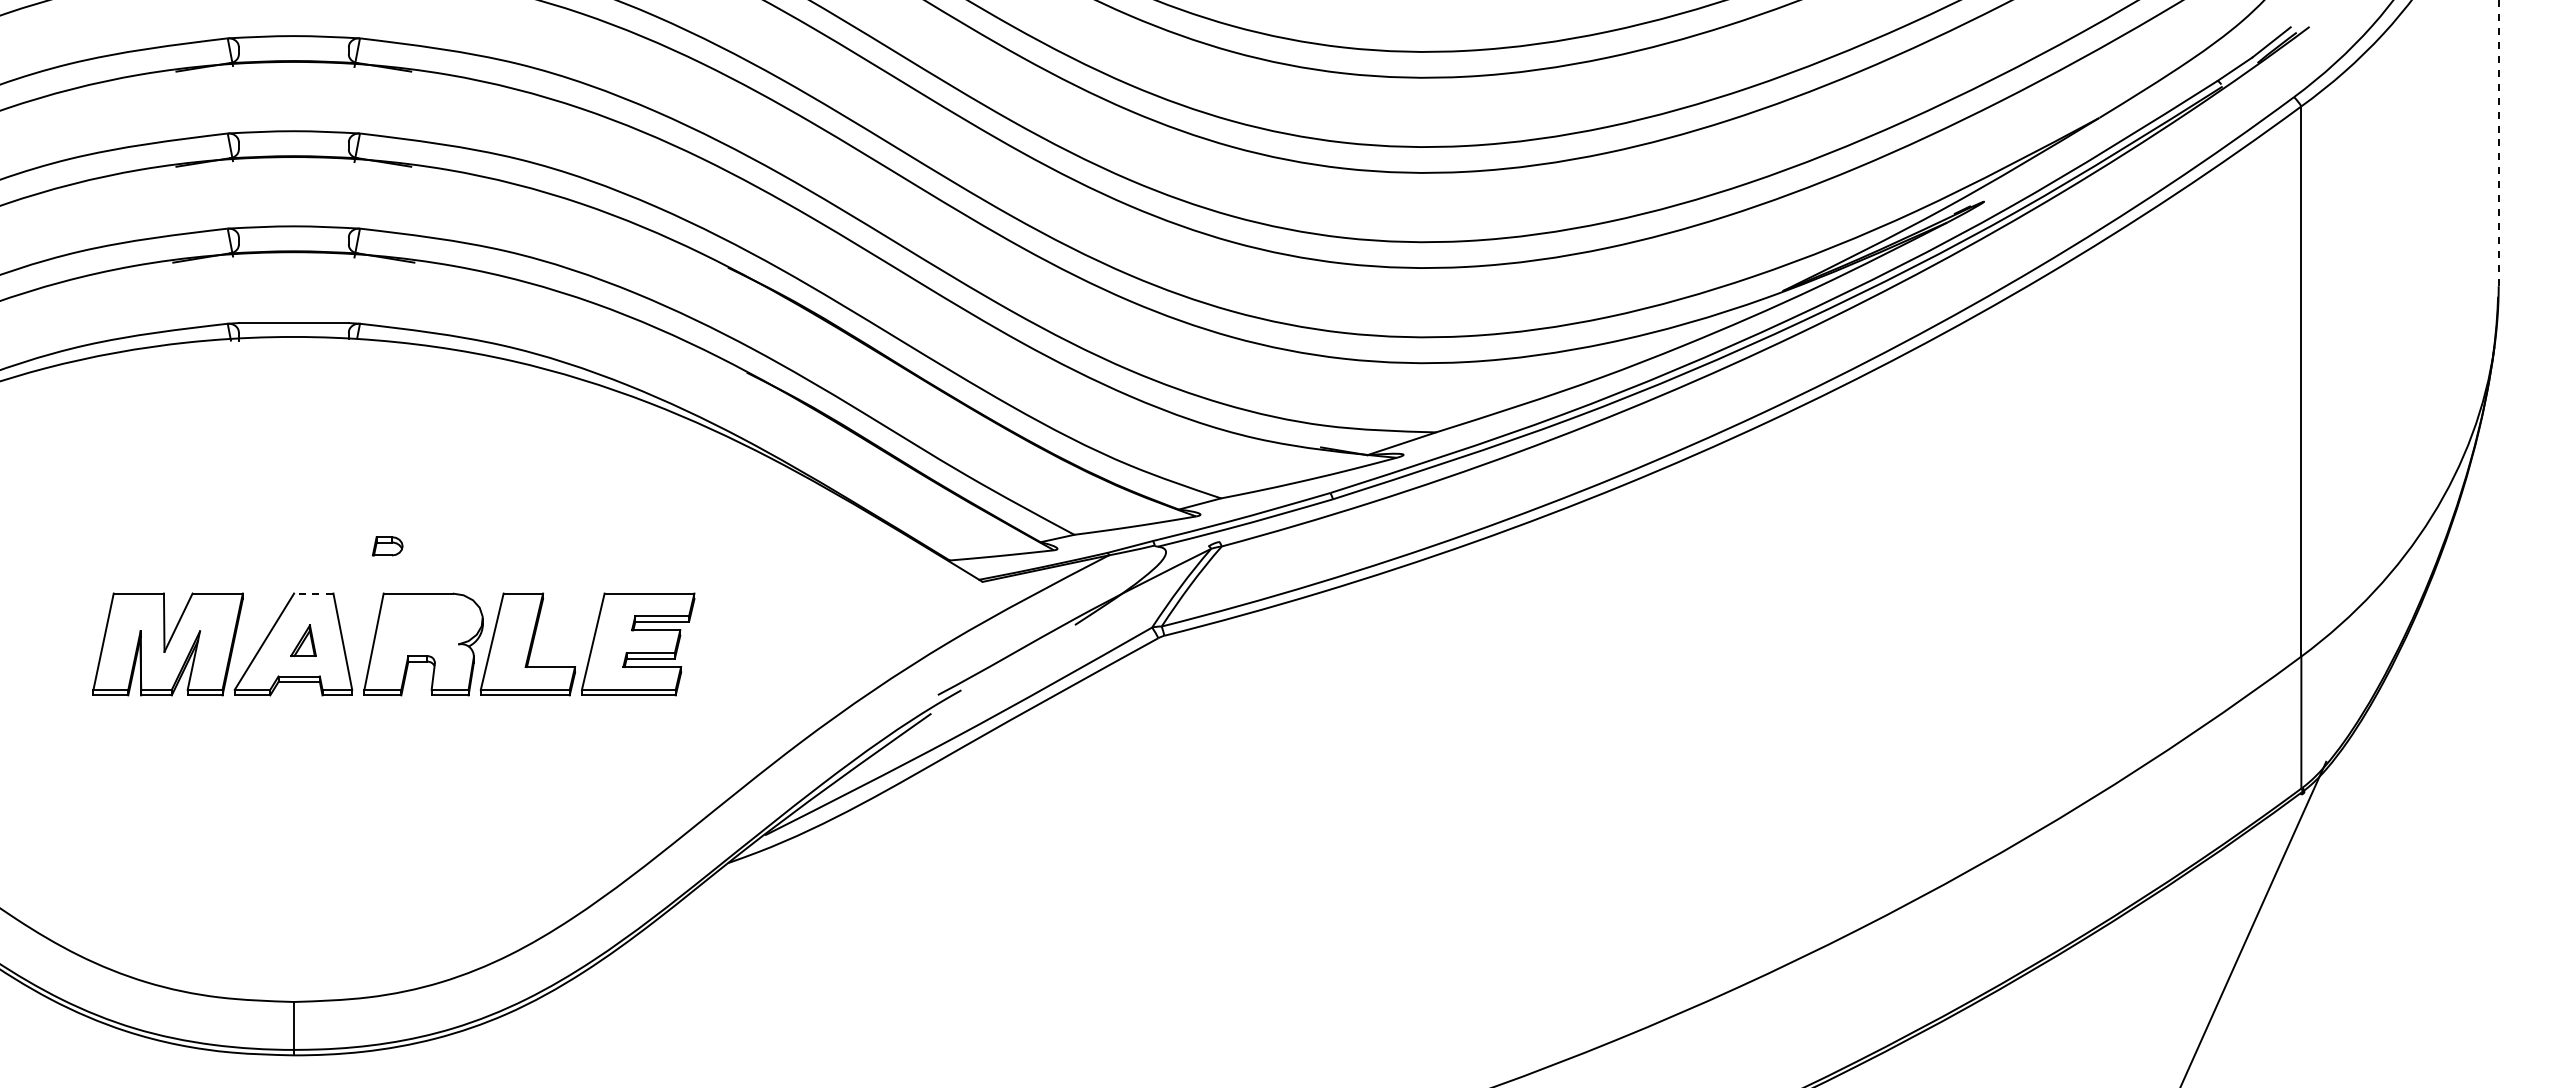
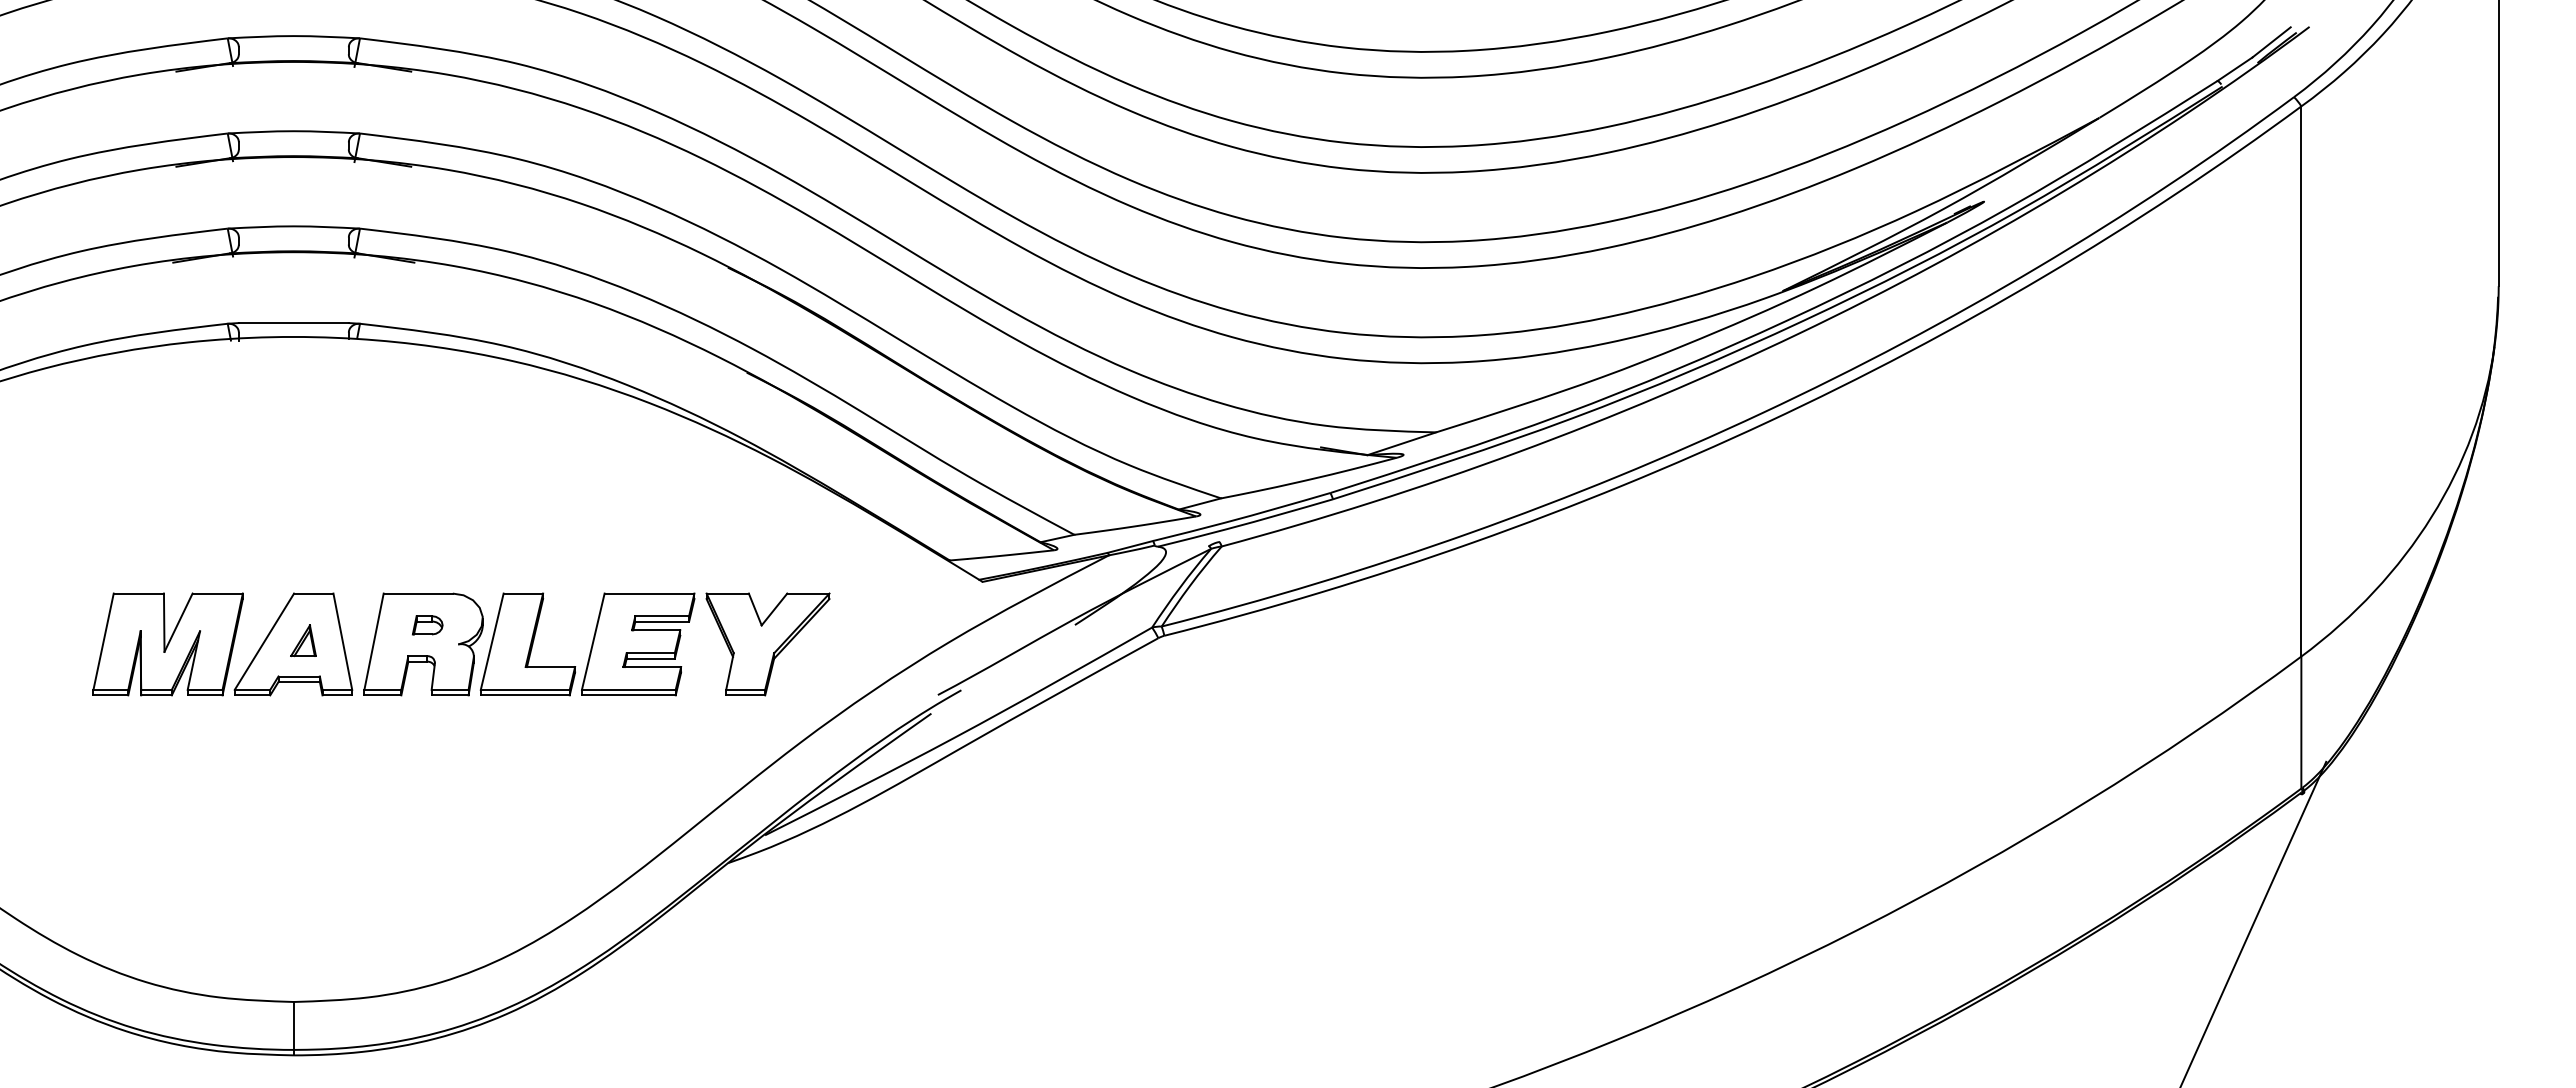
line: dashed -> solid (2498, 143)
part position: (387, 546) -> (427, 625) (427, 625)
line: dashed -> solid (313, 593)
part: none -> present (767, 644)
